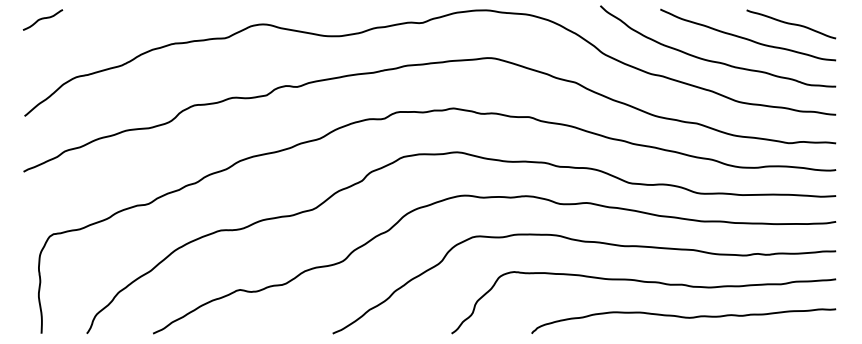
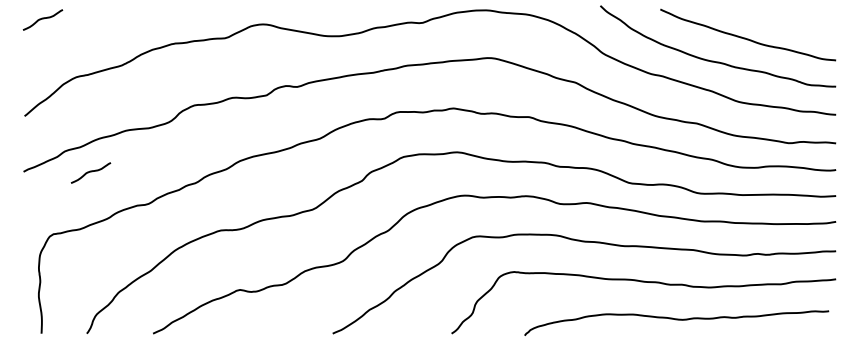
curve: present -> none (791, 24)
curve: none -> present (90, 172)
curve position: (683, 318) -> (676, 320) (676, 320)
